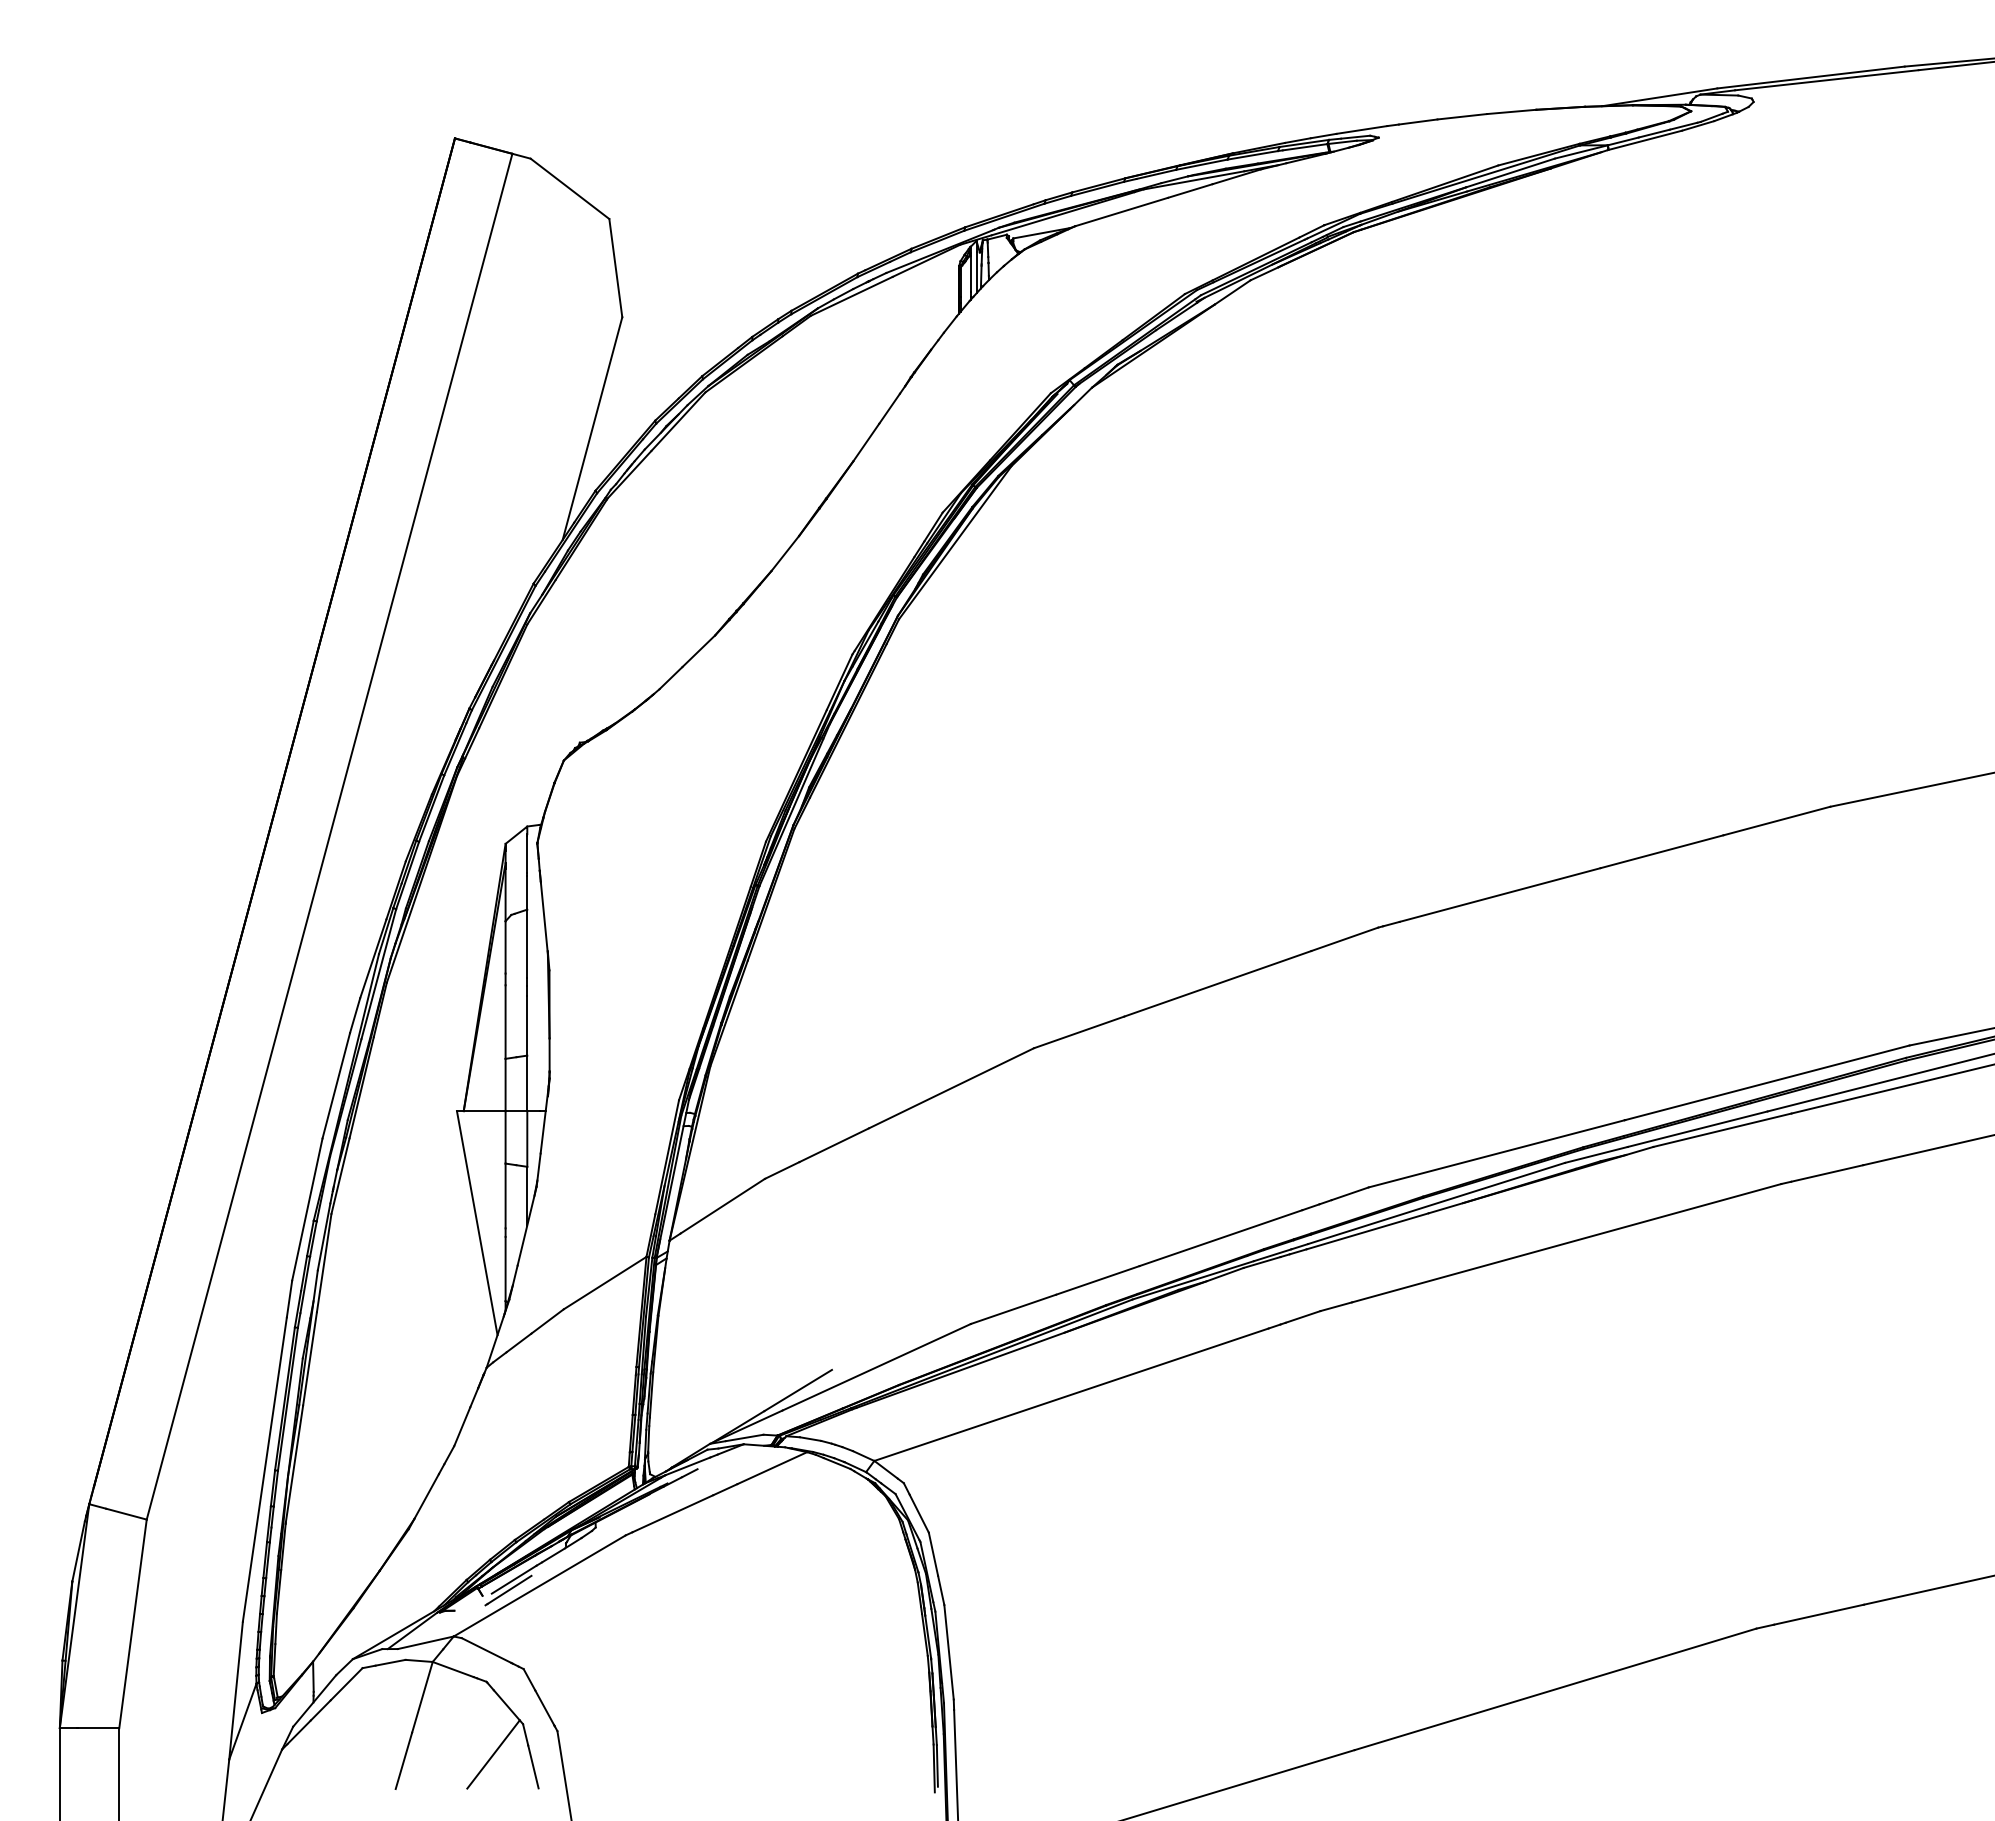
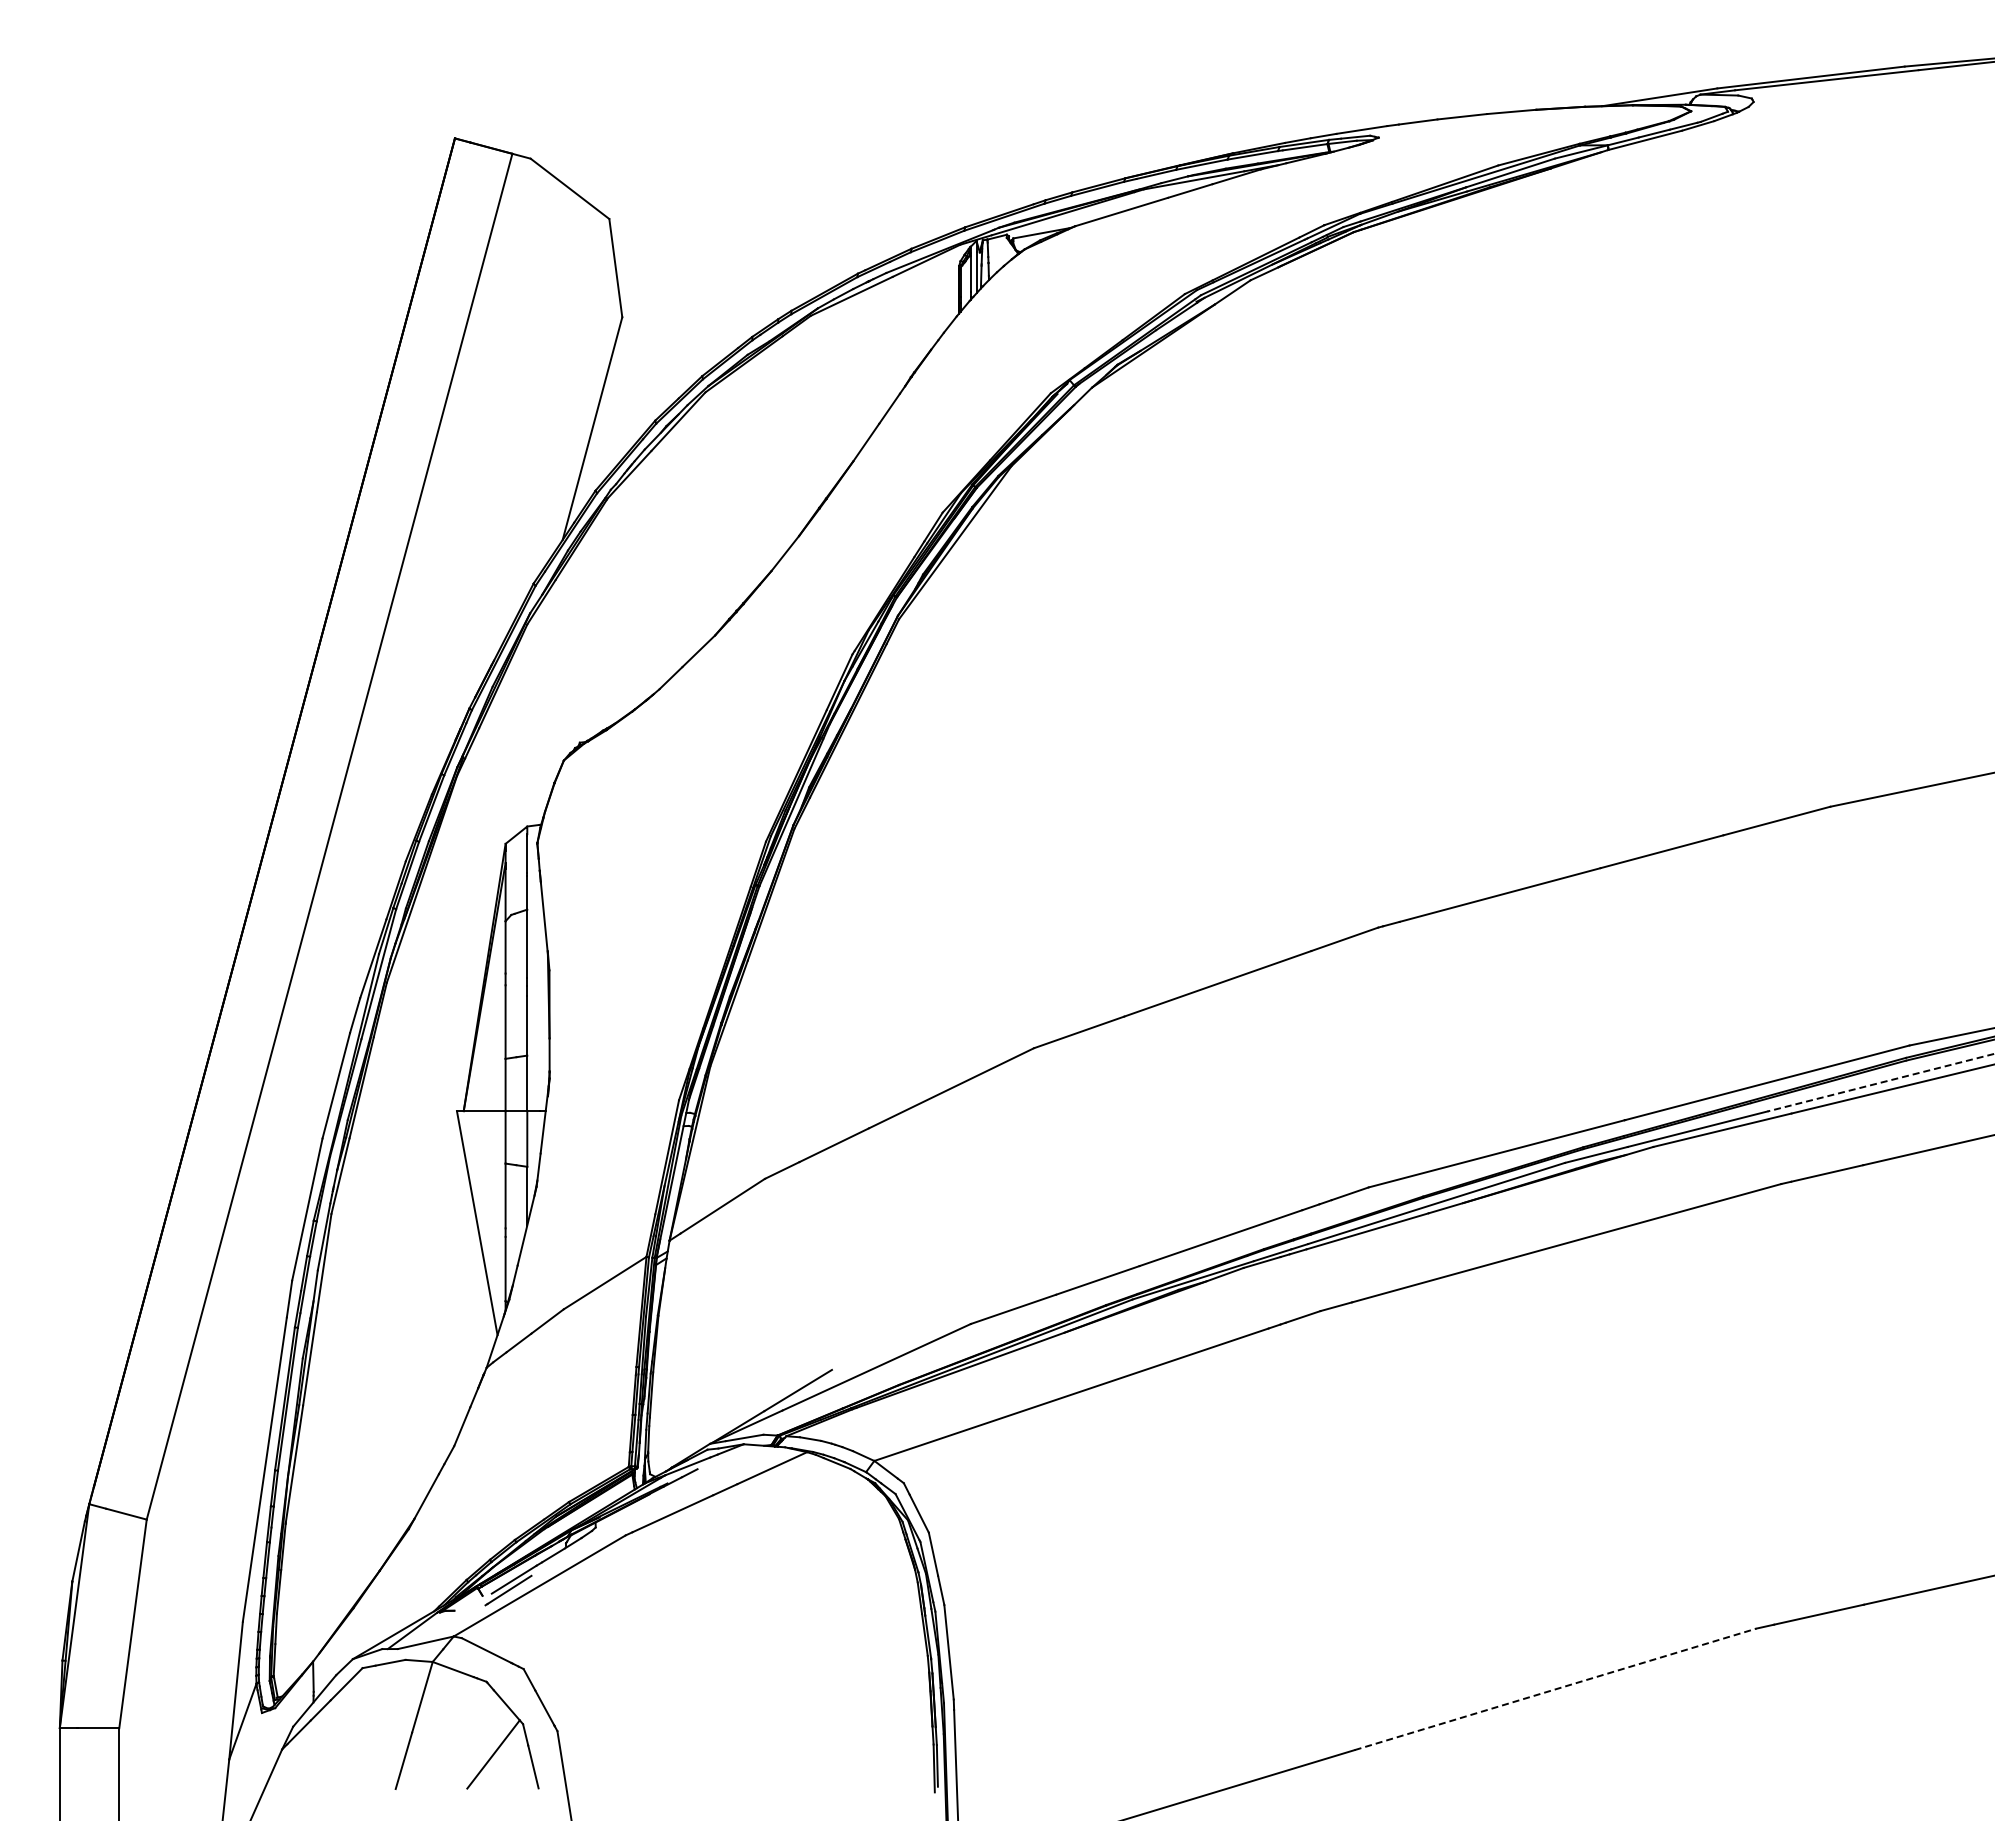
line: solid -> dashed (1880, 1082)
line: solid -> dashed (1555, 1689)
